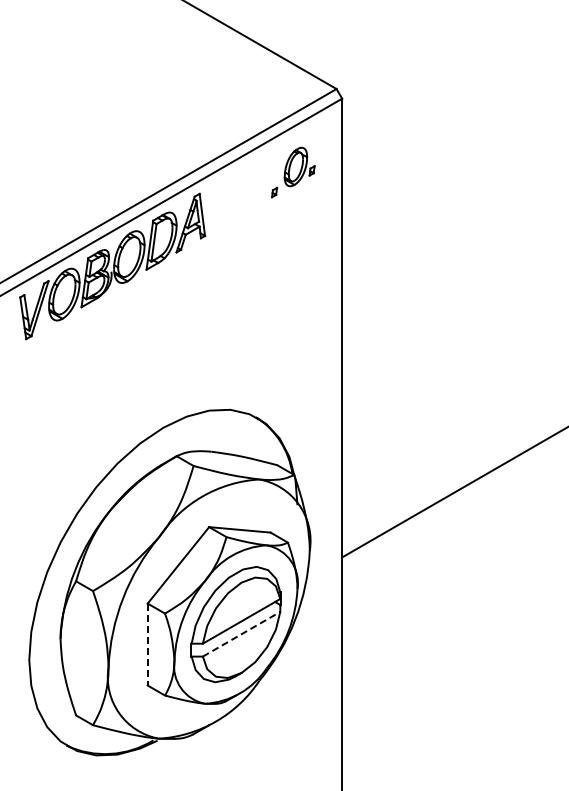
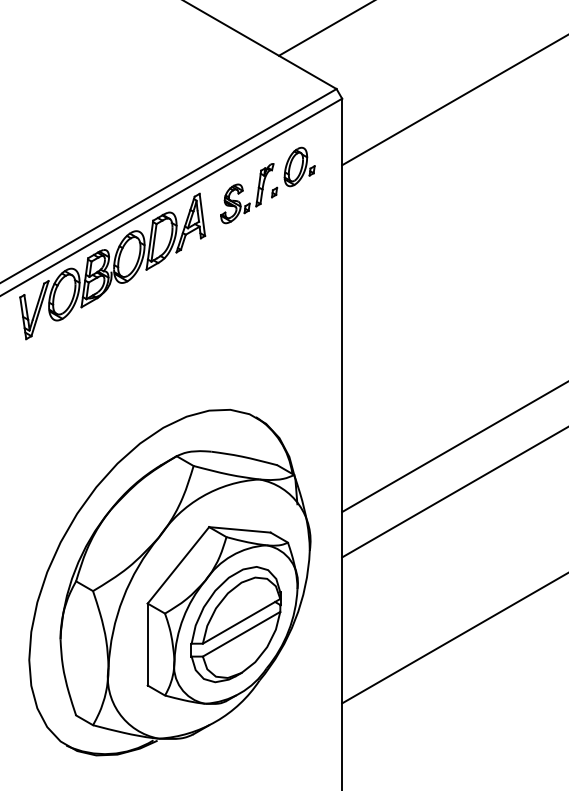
line: none -> present (324, 28)
line: none -> present (453, 100)
part: none -> present (247, 193)
line: none -> present (453, 447)
line: dashed -> solid (241, 634)
line: none -> present (453, 638)
line: dashed -> solid (147, 644)
